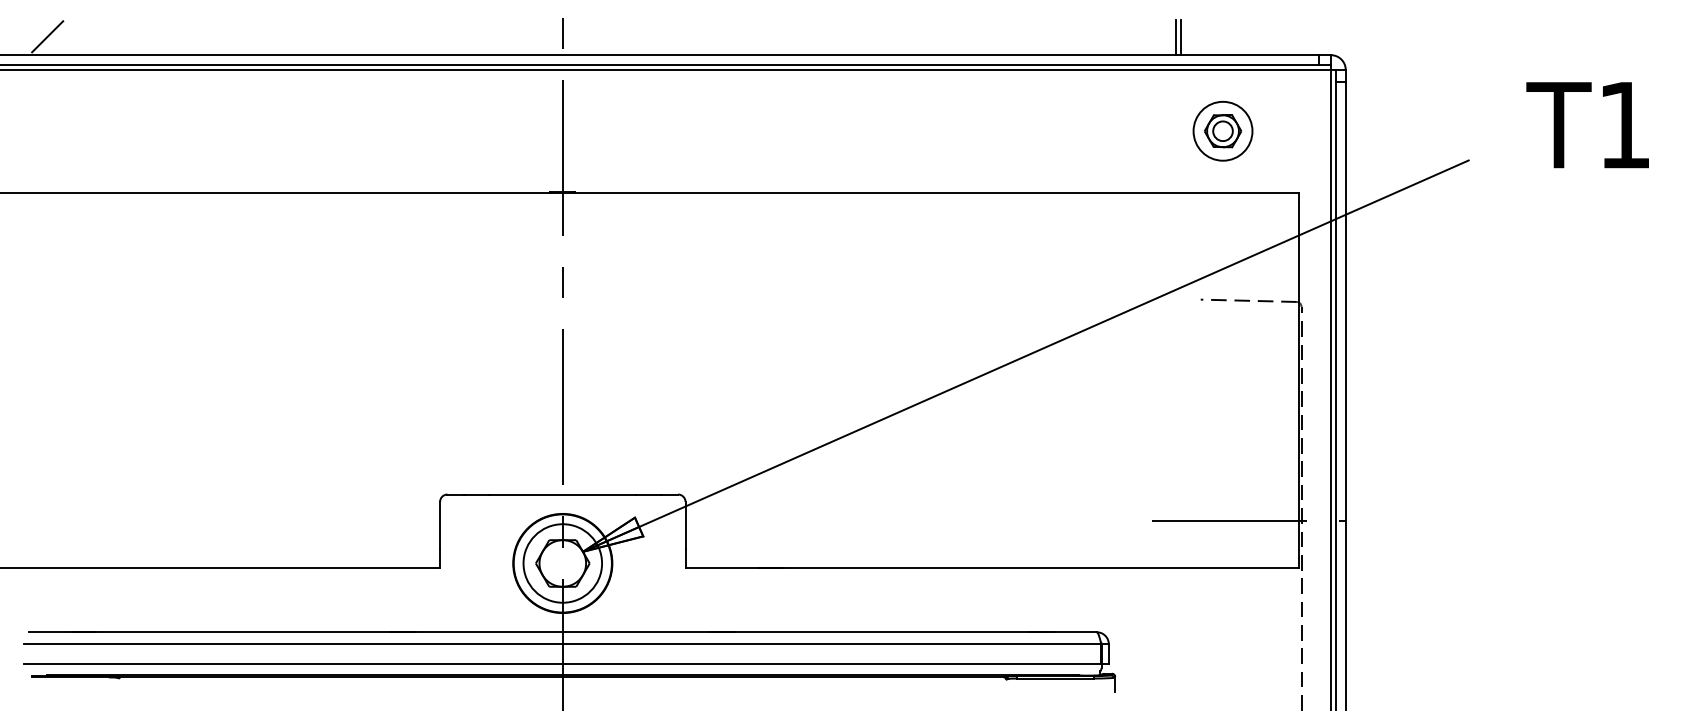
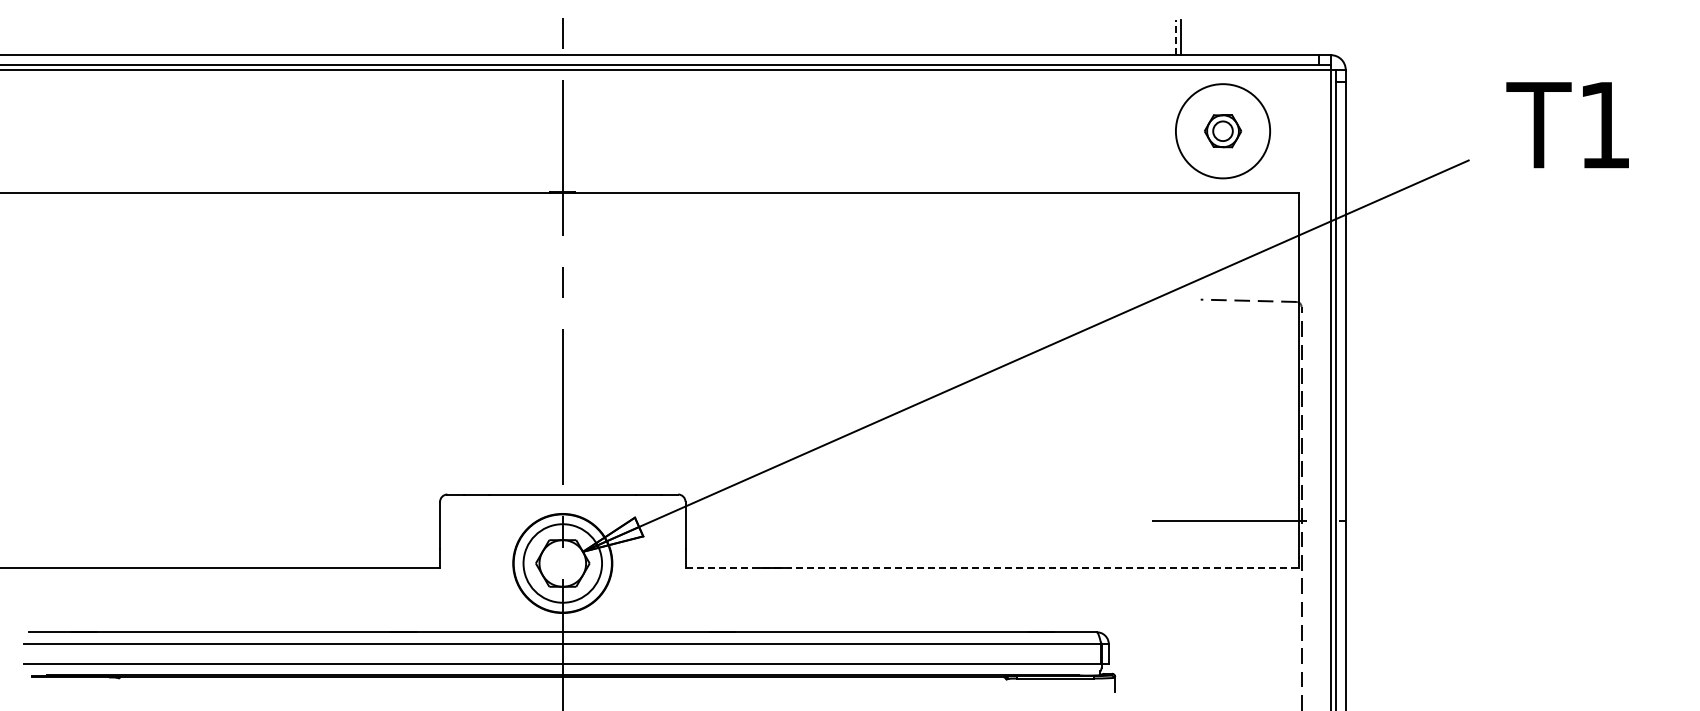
line: present -> none (47, 36)
line: solid -> dashed (1176, 37)
text position: (1587, 125) -> (1567, 125) (1567, 125)
circle diameter: 59 px -> 94 px (1222, 131)
line: solid -> dashed (992, 568)
